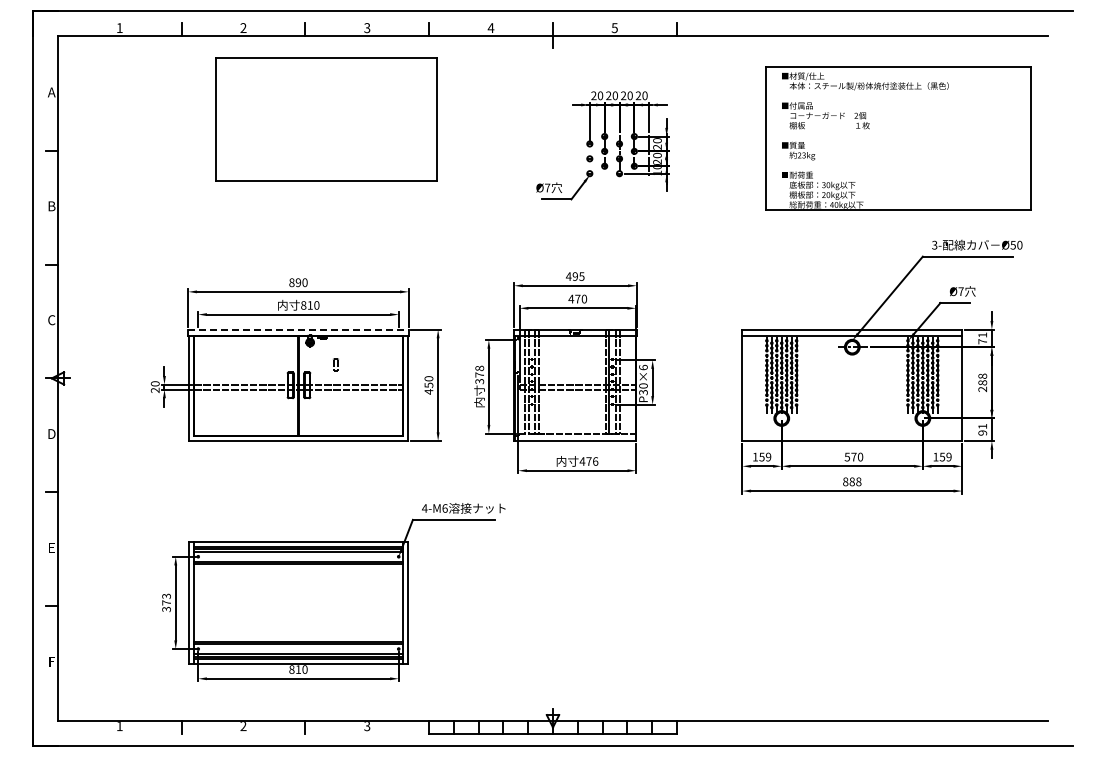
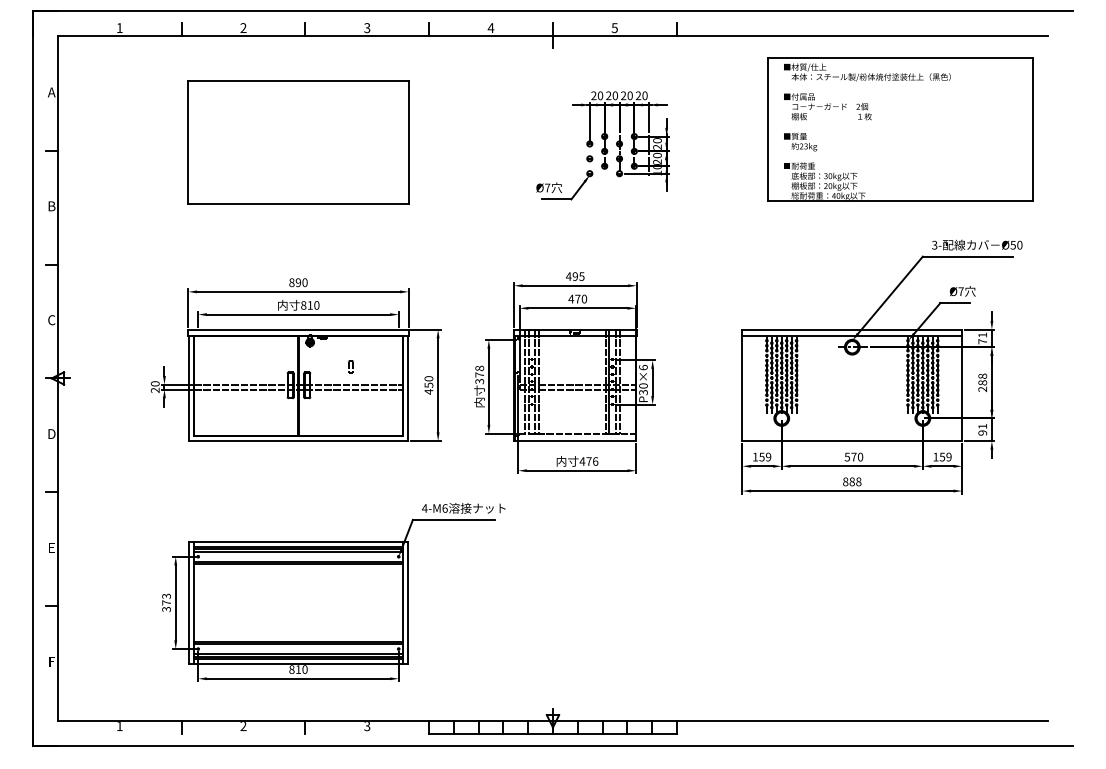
part position: (326, 119) -> (298, 142) (298, 142)
part position: (898, 138) -> (900, 129) (900, 129)
line: dashed -> solid (299, 329)
part position: (335, 364) -> (350, 366) (350, 366)
